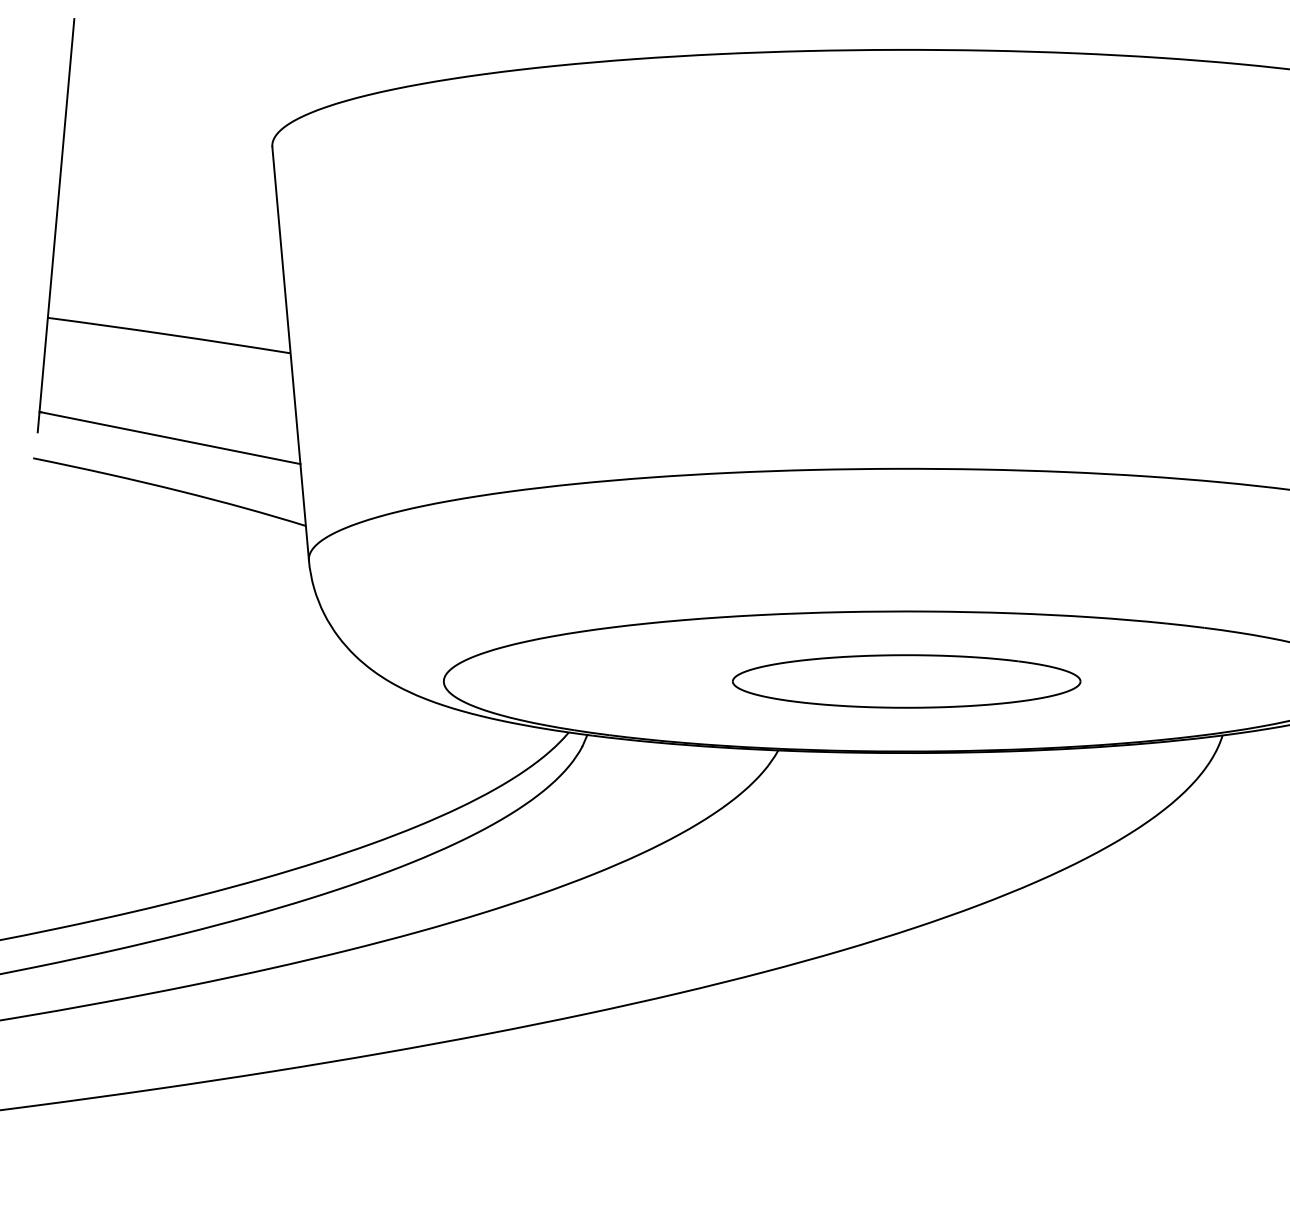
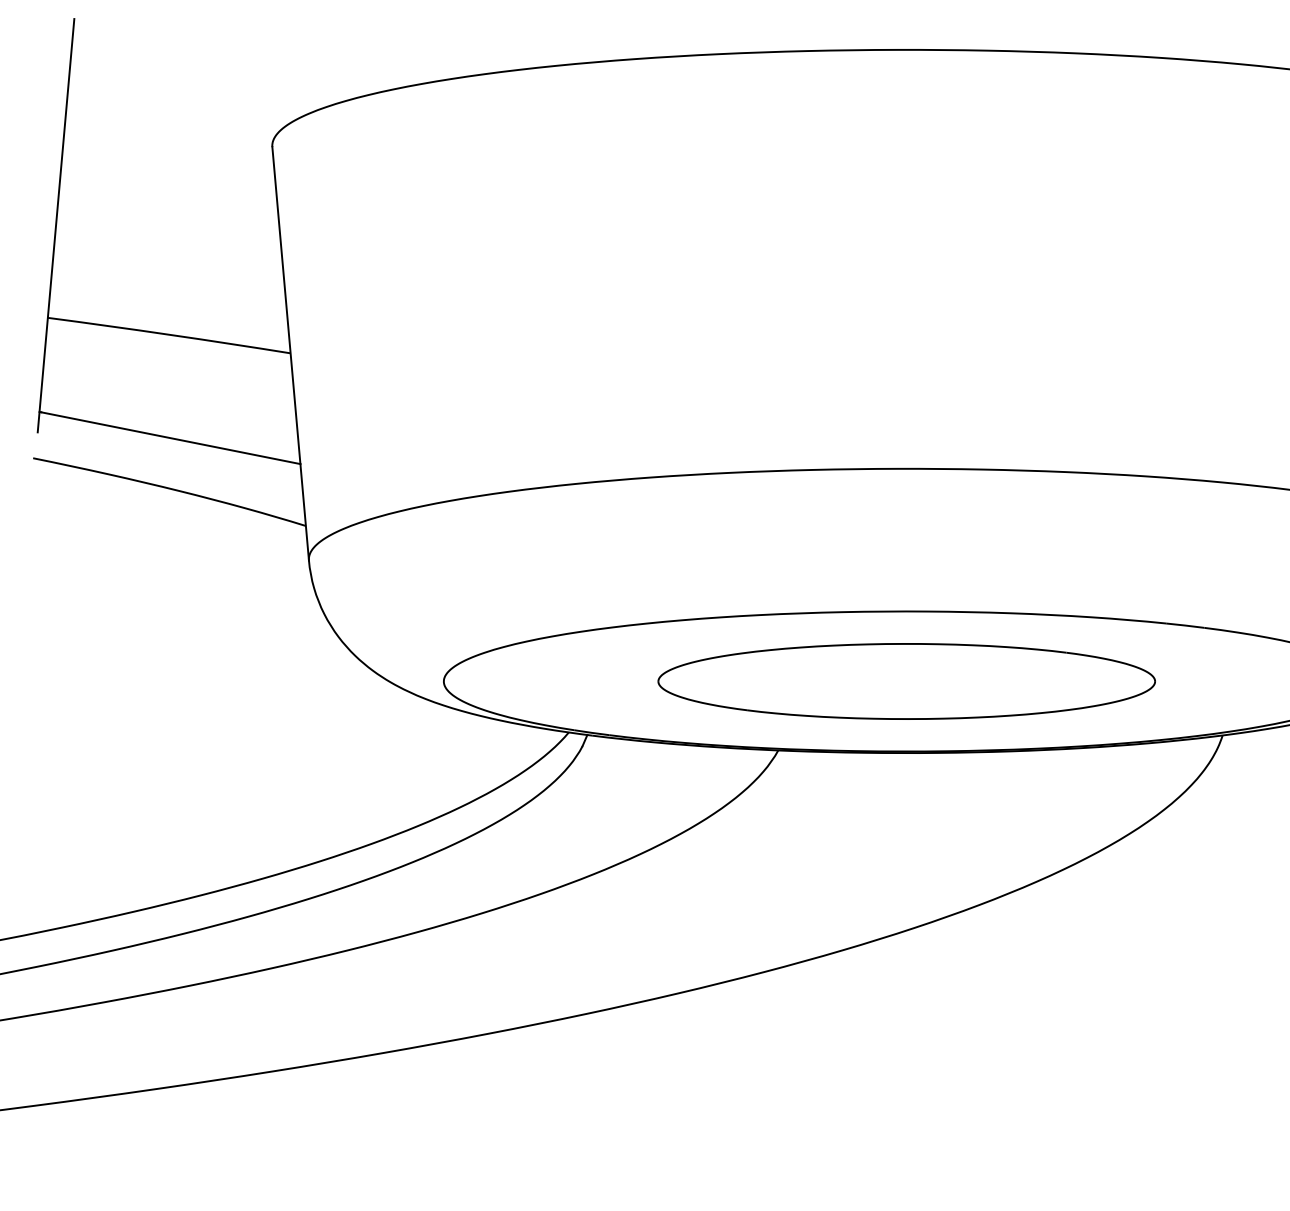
part size: 350x55 px -> 499x77 px (906, 681)
